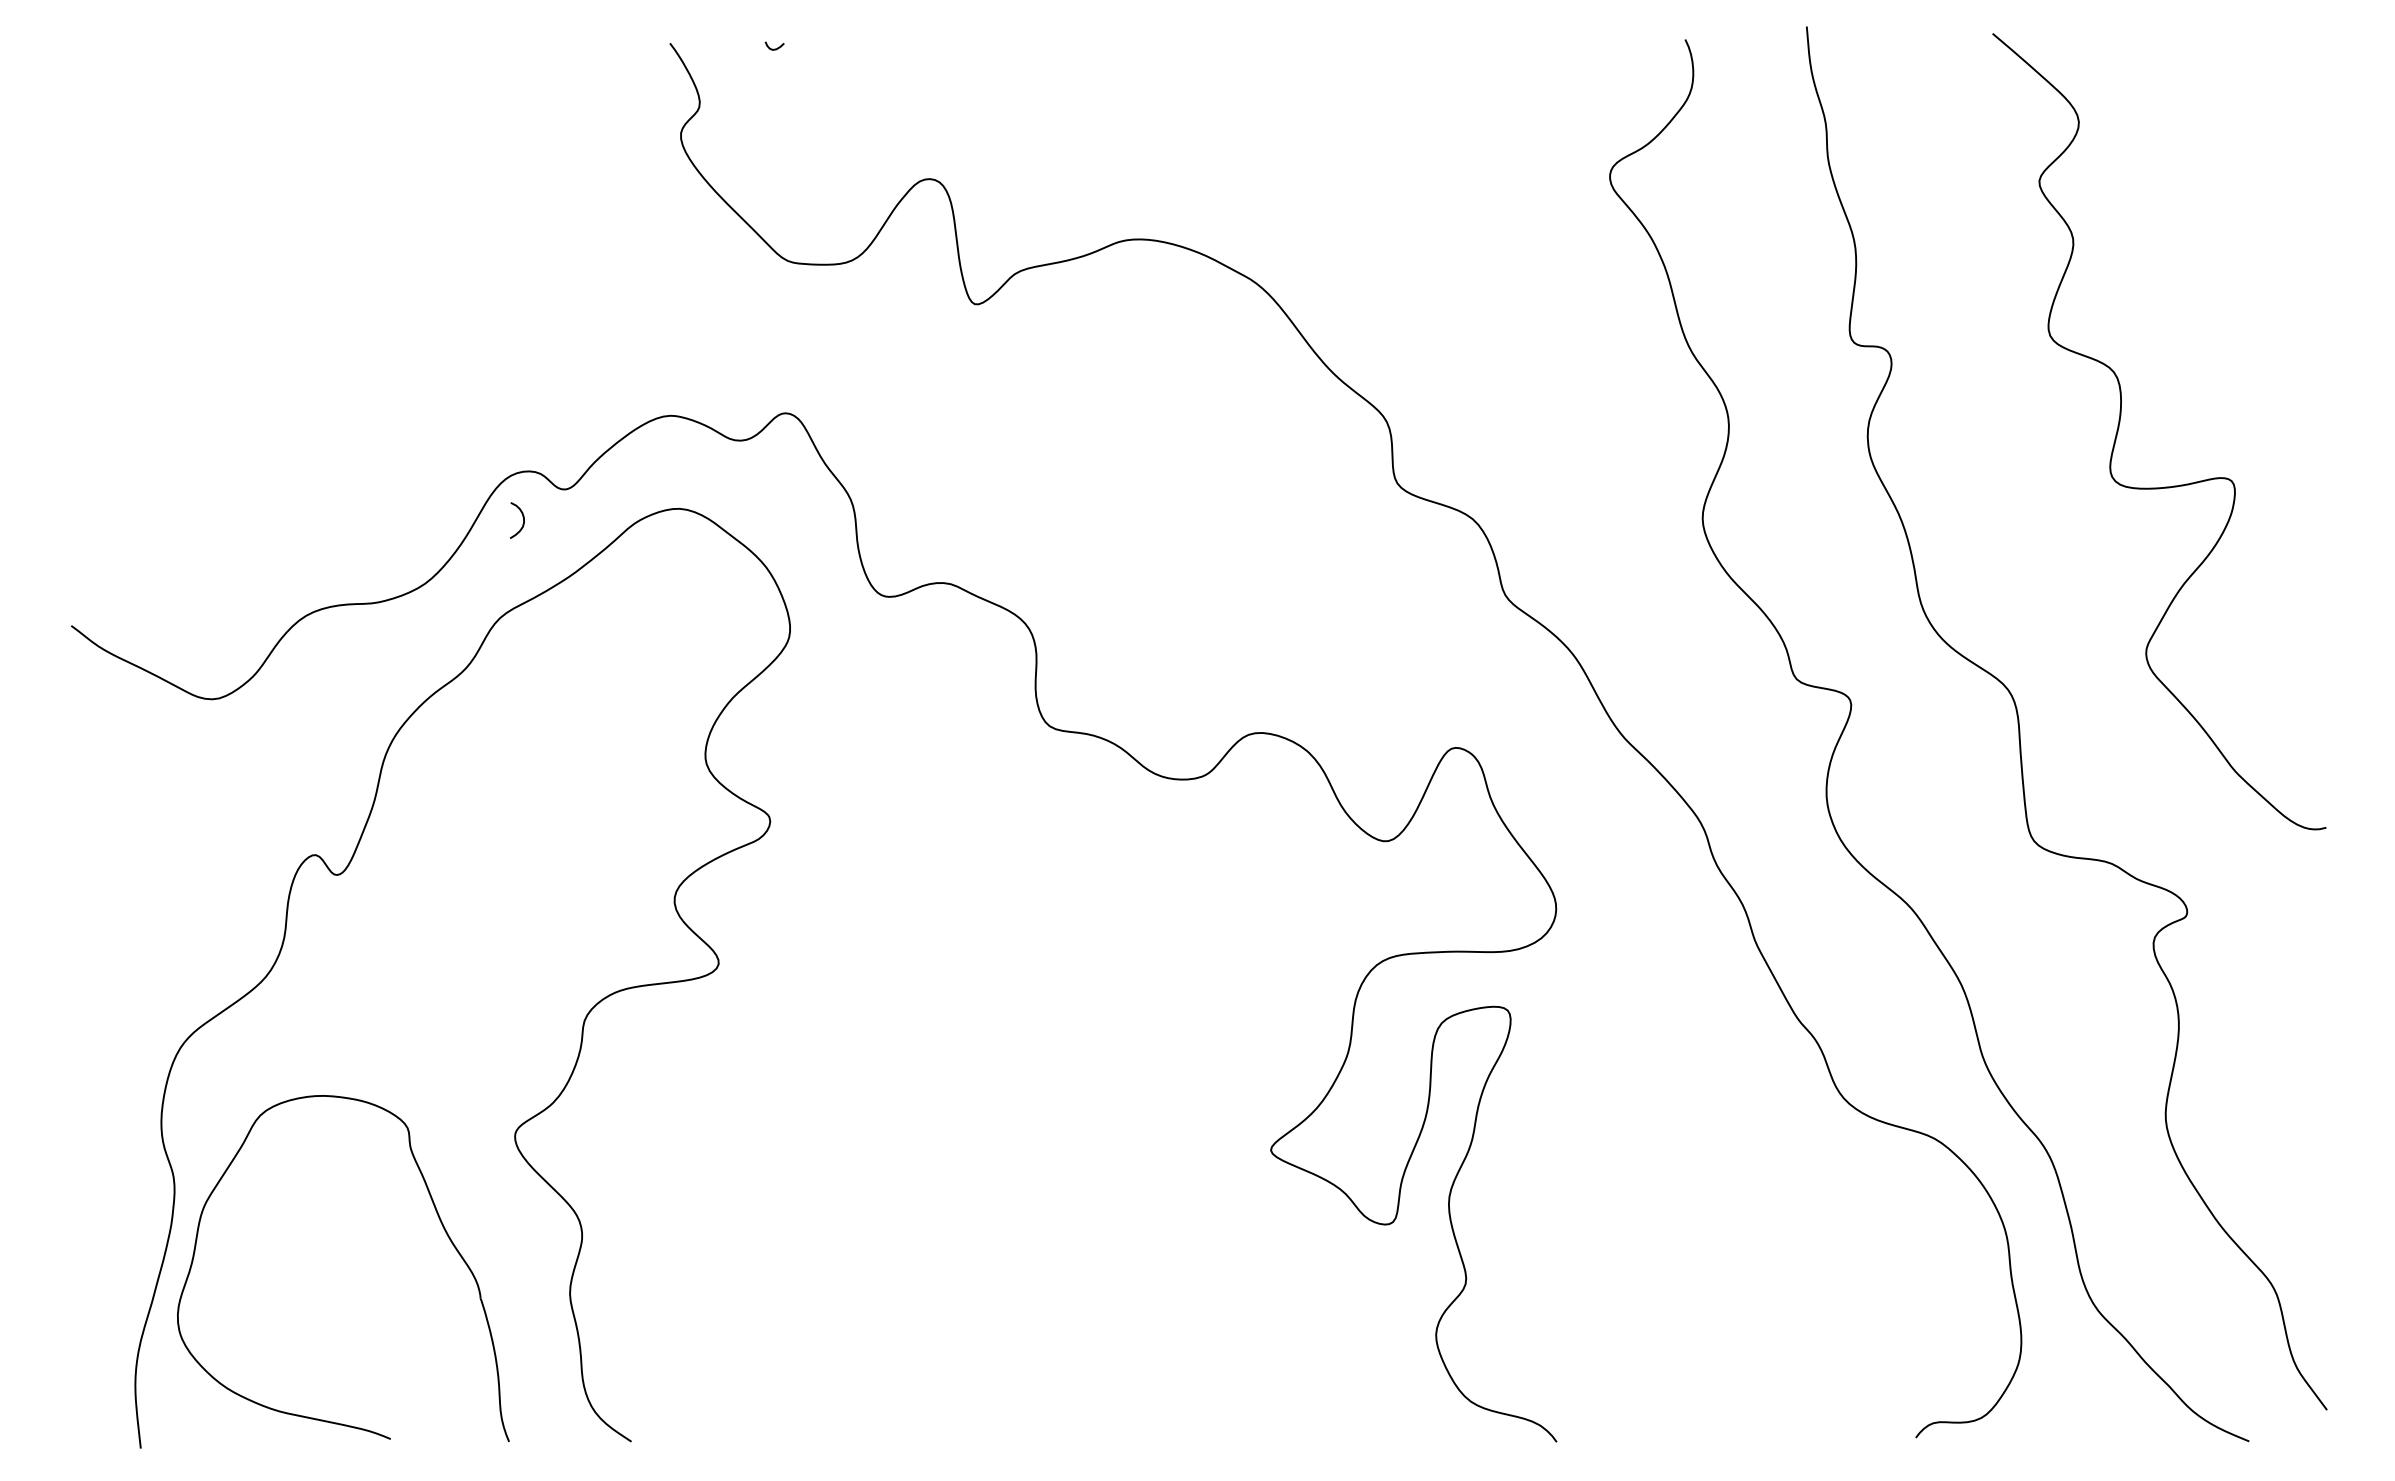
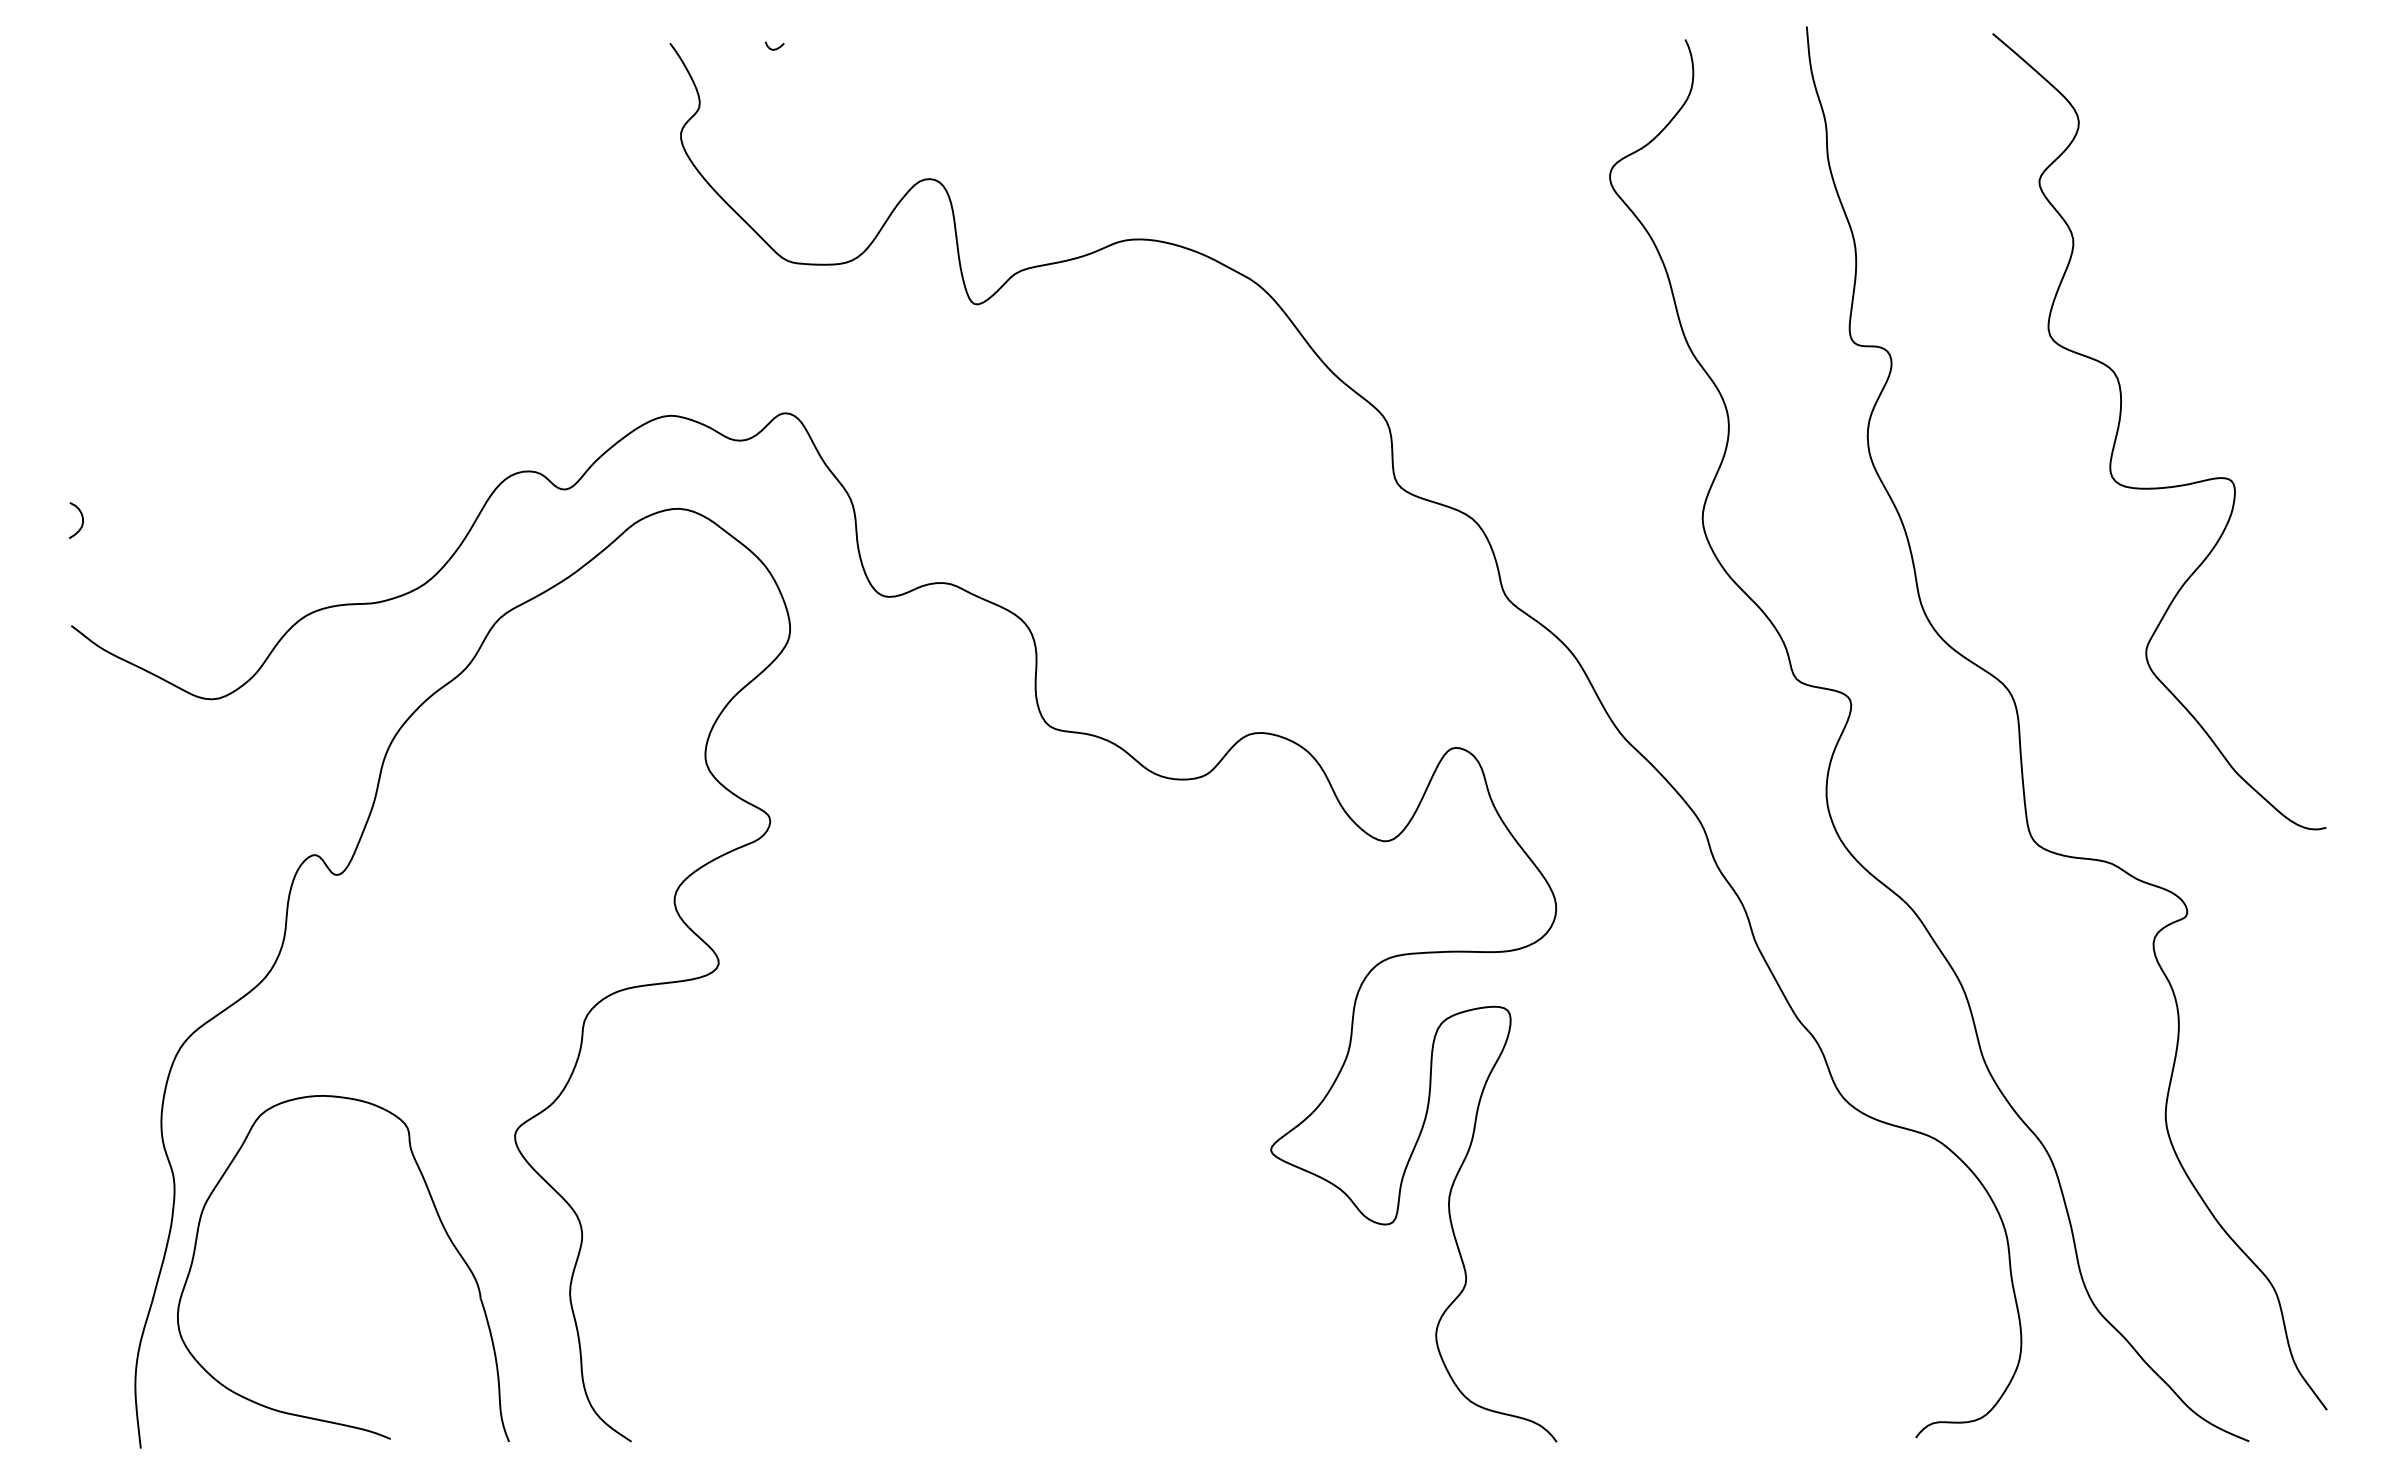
curve position: (522, 517) -> (81, 517) (81, 517)
